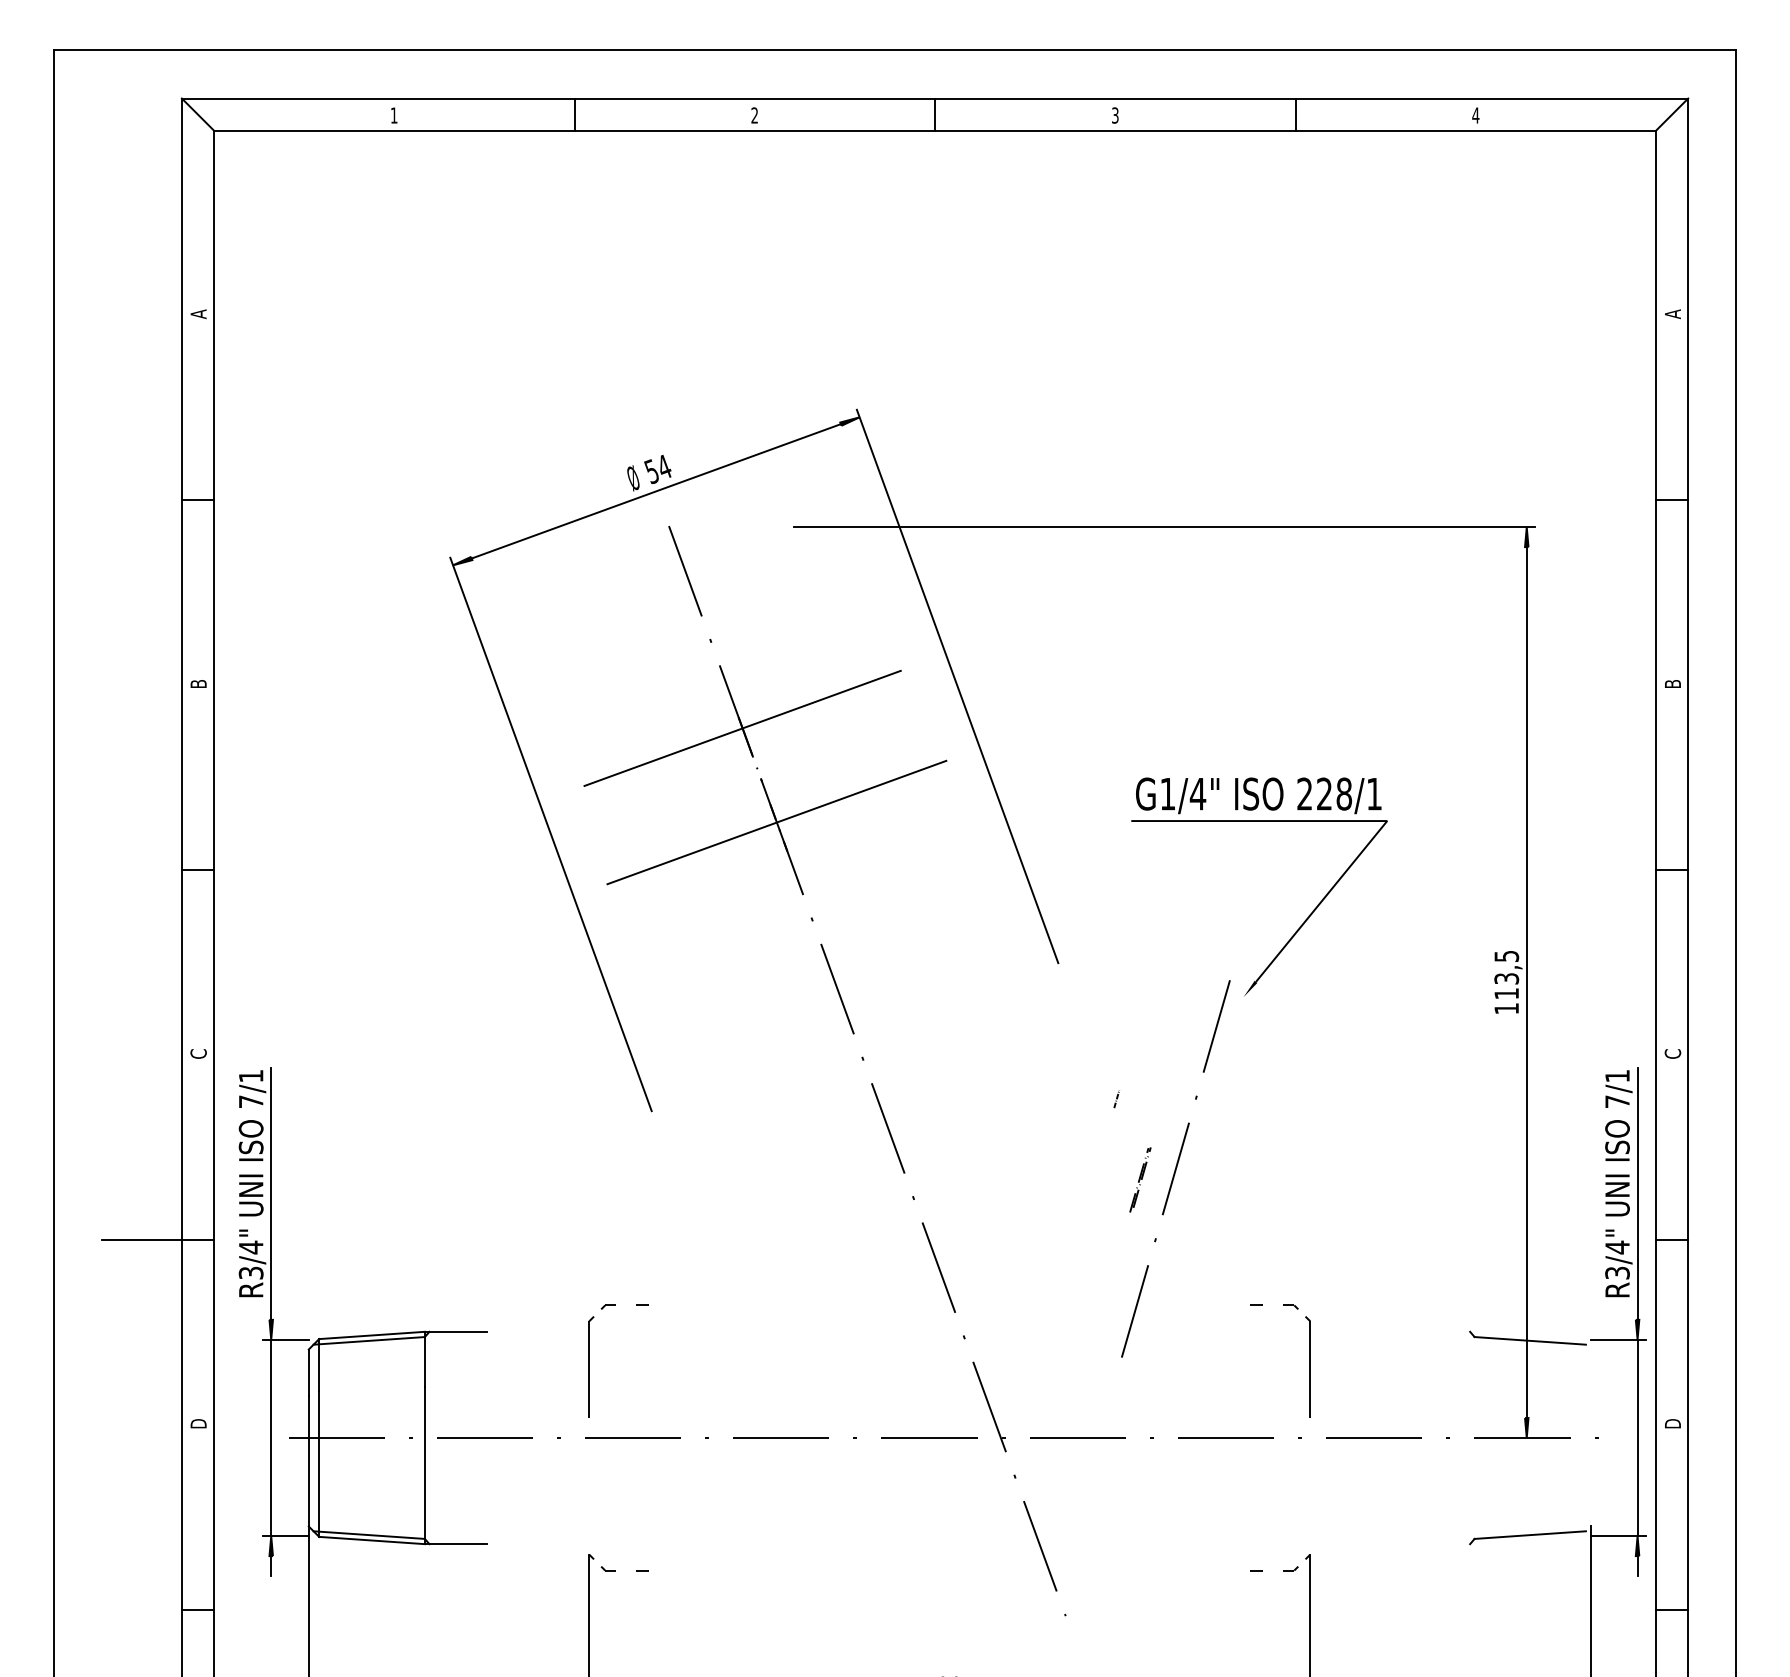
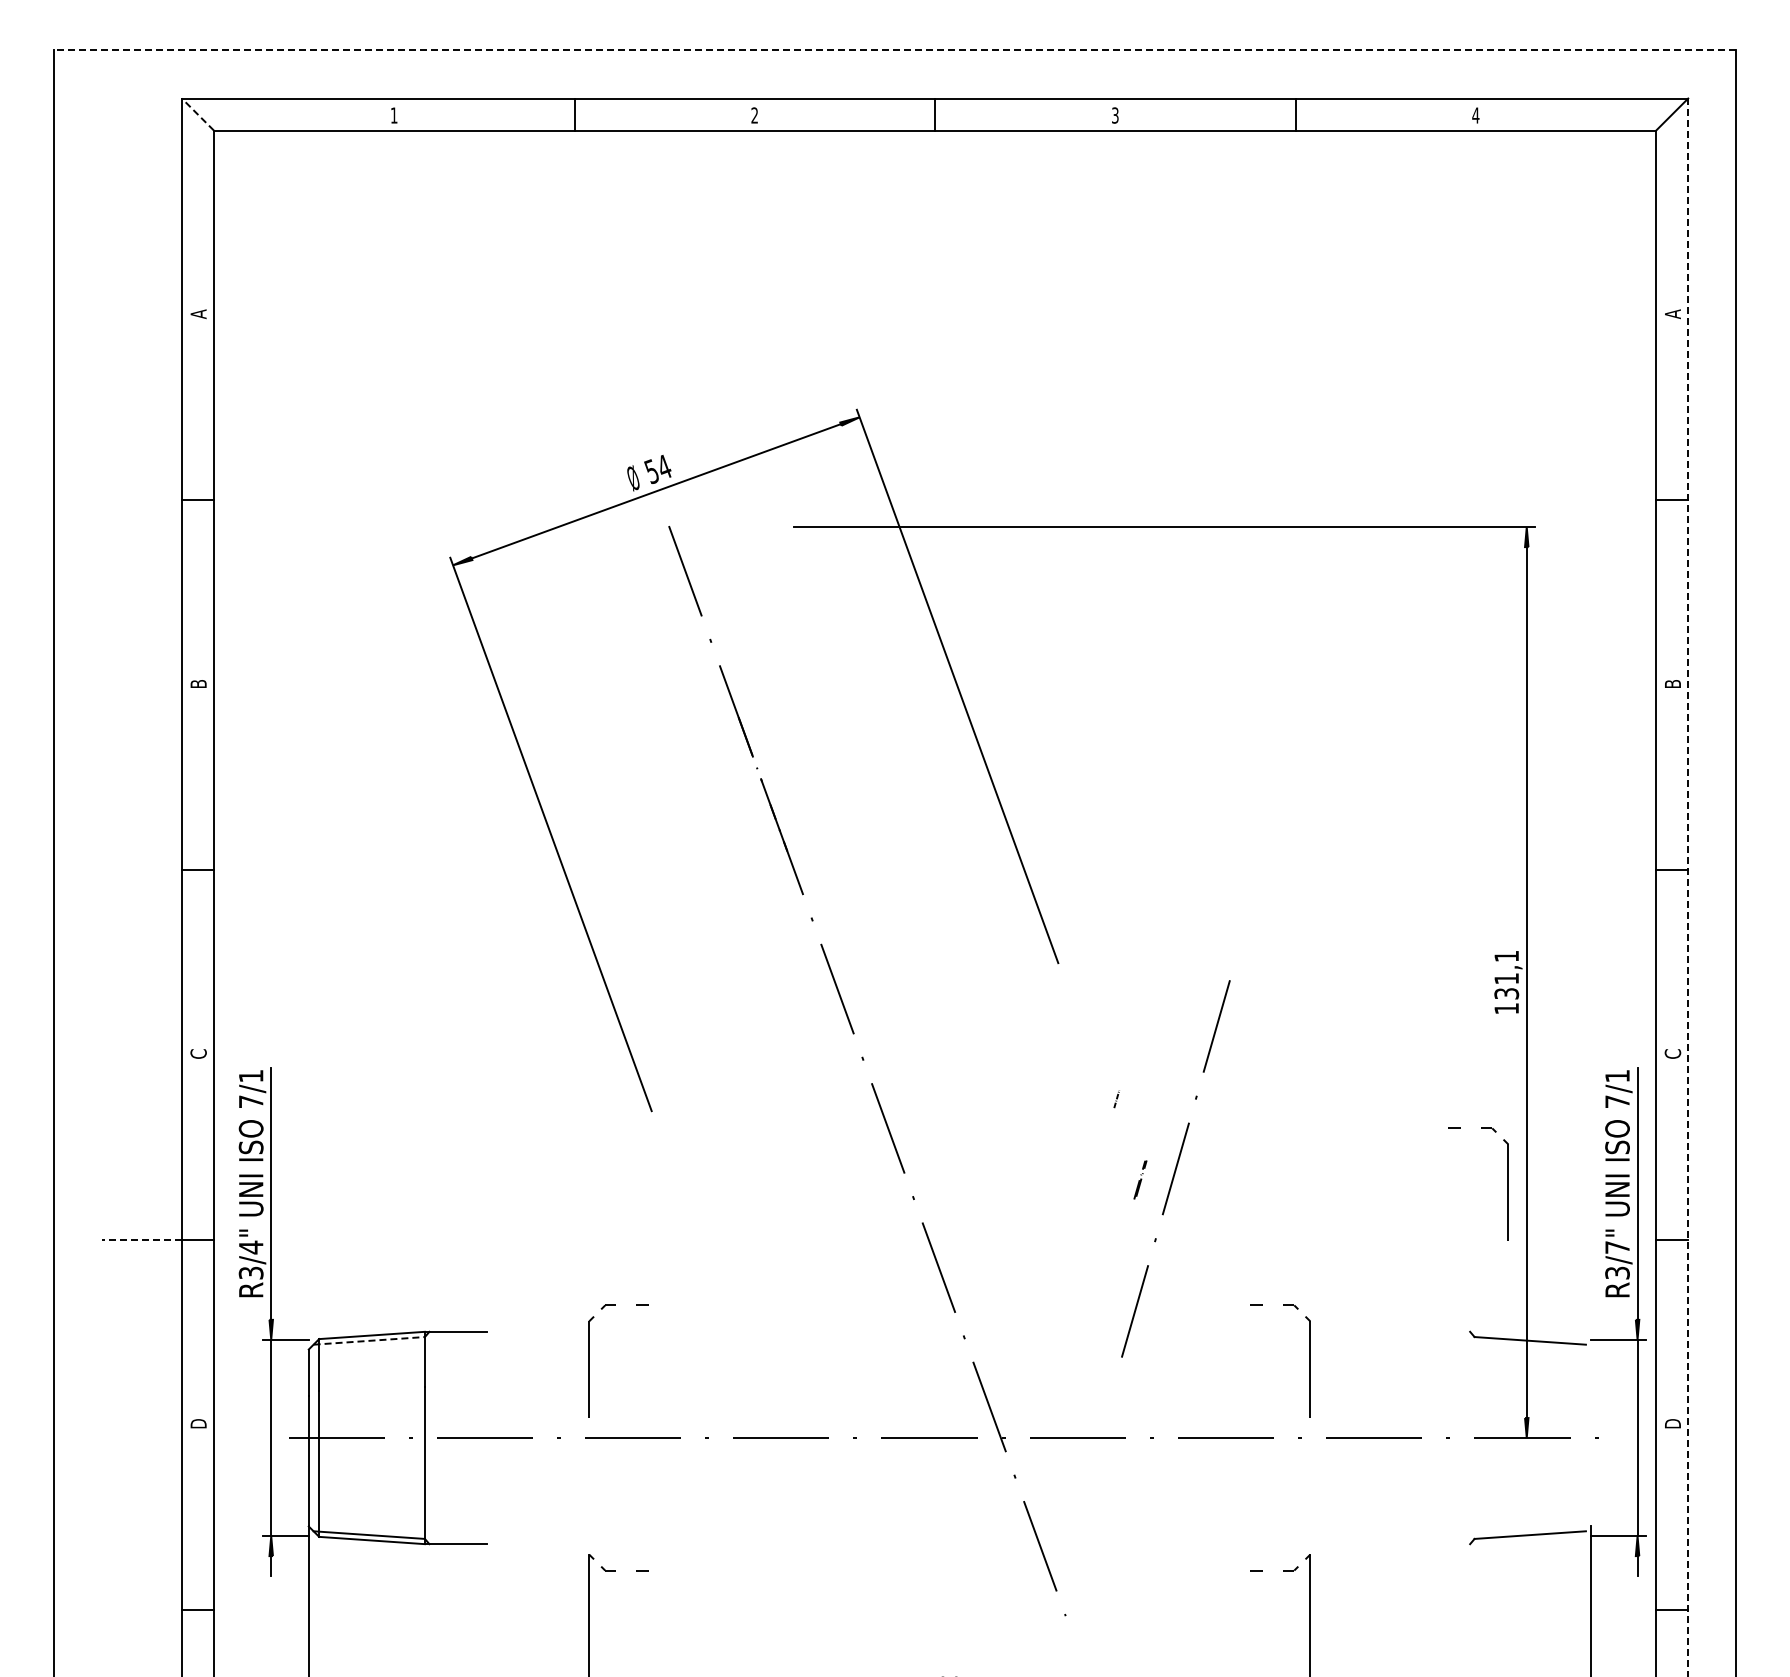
line: solid -> dashed (894, 50)
line: solid -> dashed (197, 114)
line: present -> none (742, 727)
line: present -> none (776, 822)
line: solid -> dashed (1688, 887)
part: present -> none (1304, 920)
text: 113,5 -> 131,1 (1506, 975)
part size: 23x66 px -> 15x40 px (1140, 1179)
part: none -> present (1507, 1183)
line: solid -> dashed (141, 1240)
text: R3/4" -> R3/7" (1617, 1247)
line: solid -> dashed (369, 1340)
